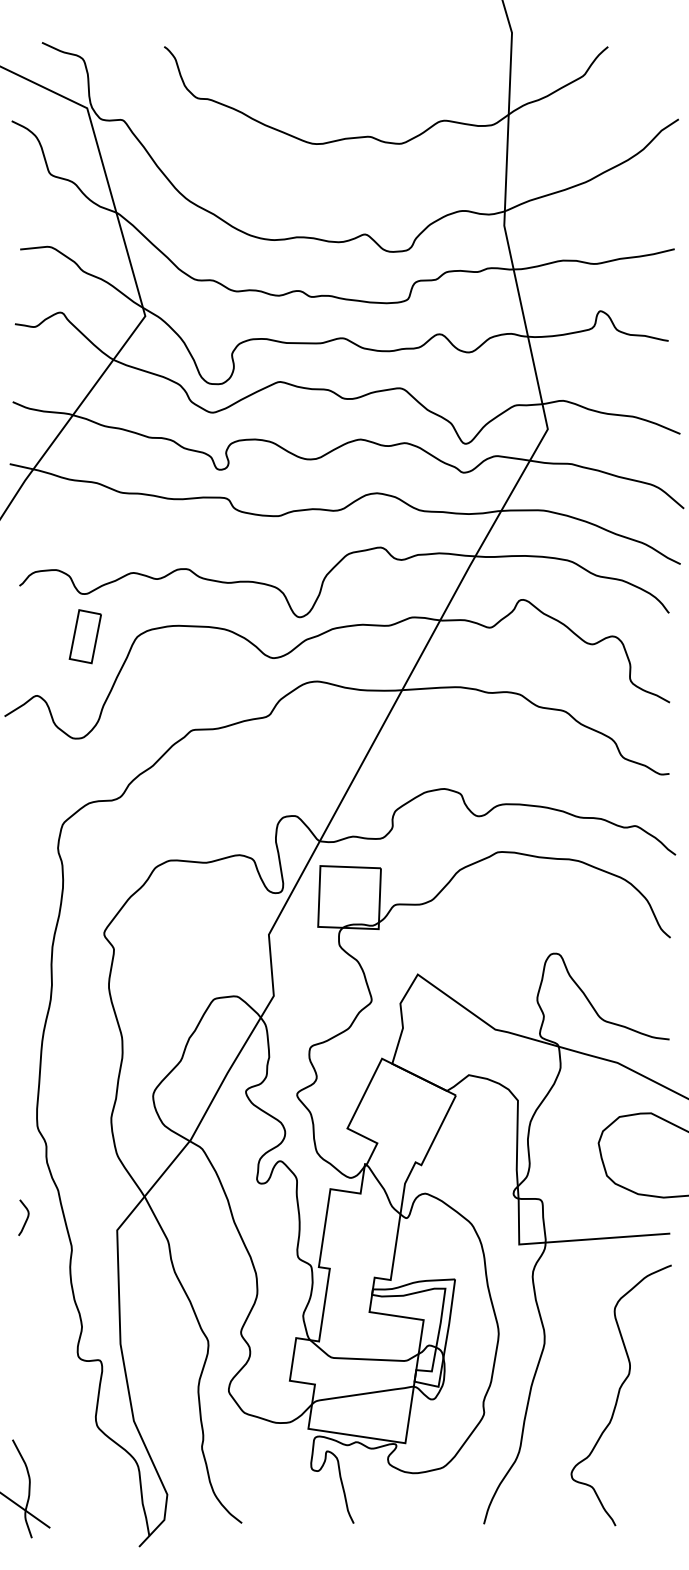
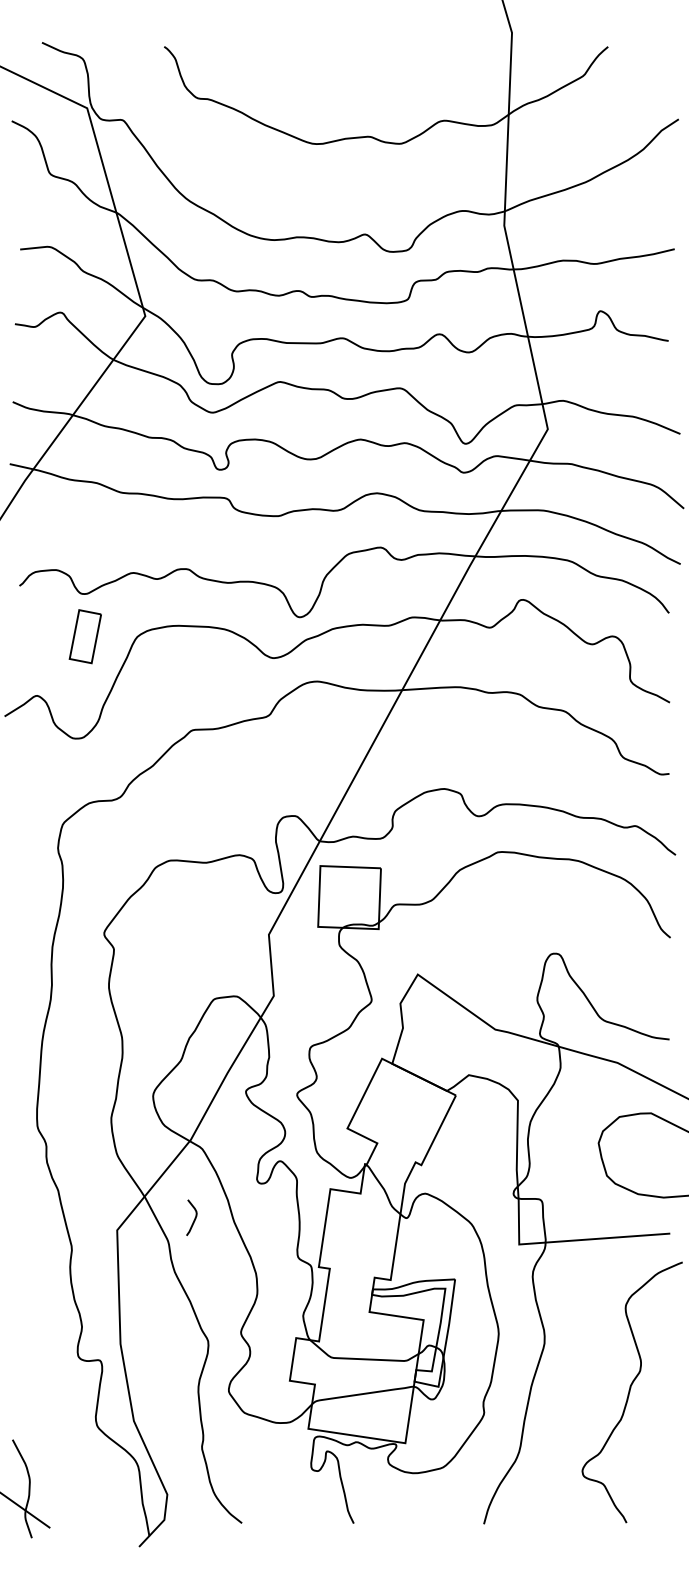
curve position: (26, 1217) -> (194, 1217) (194, 1217)
curve position: (619, 1395) -> (630, 1392) (630, 1392)
